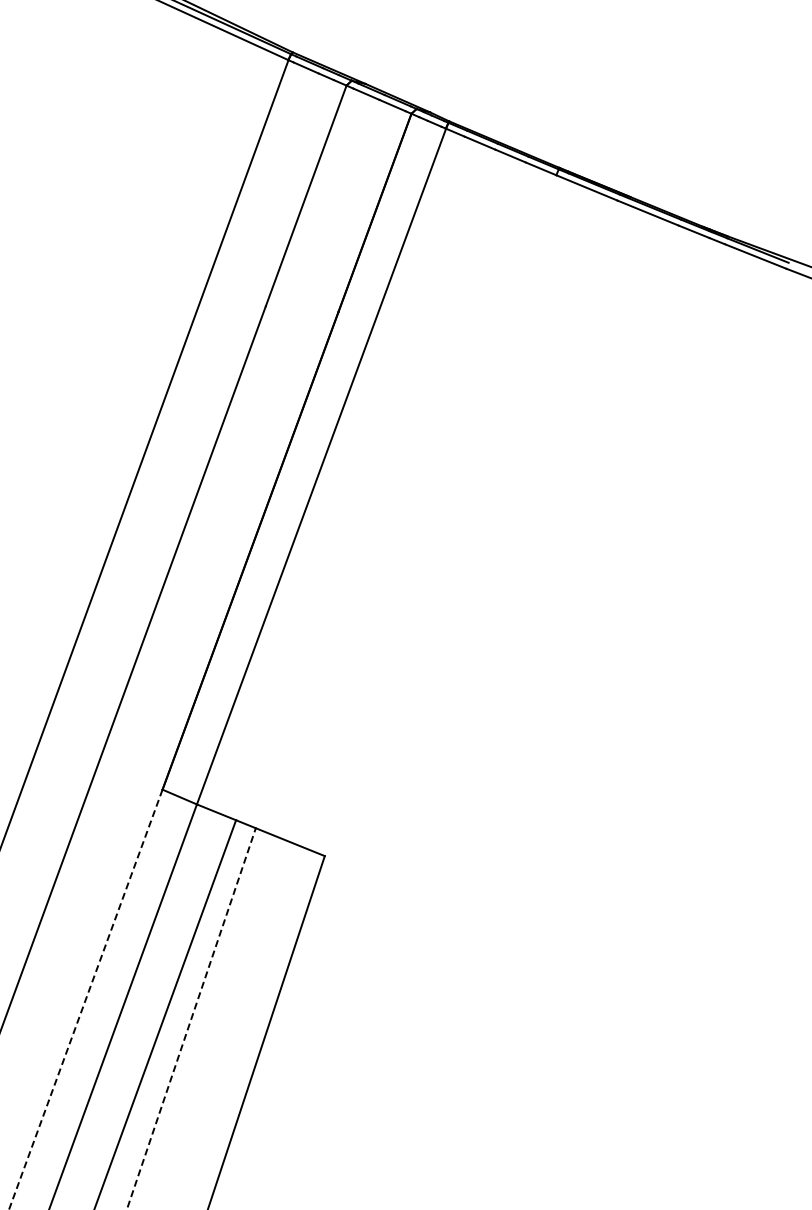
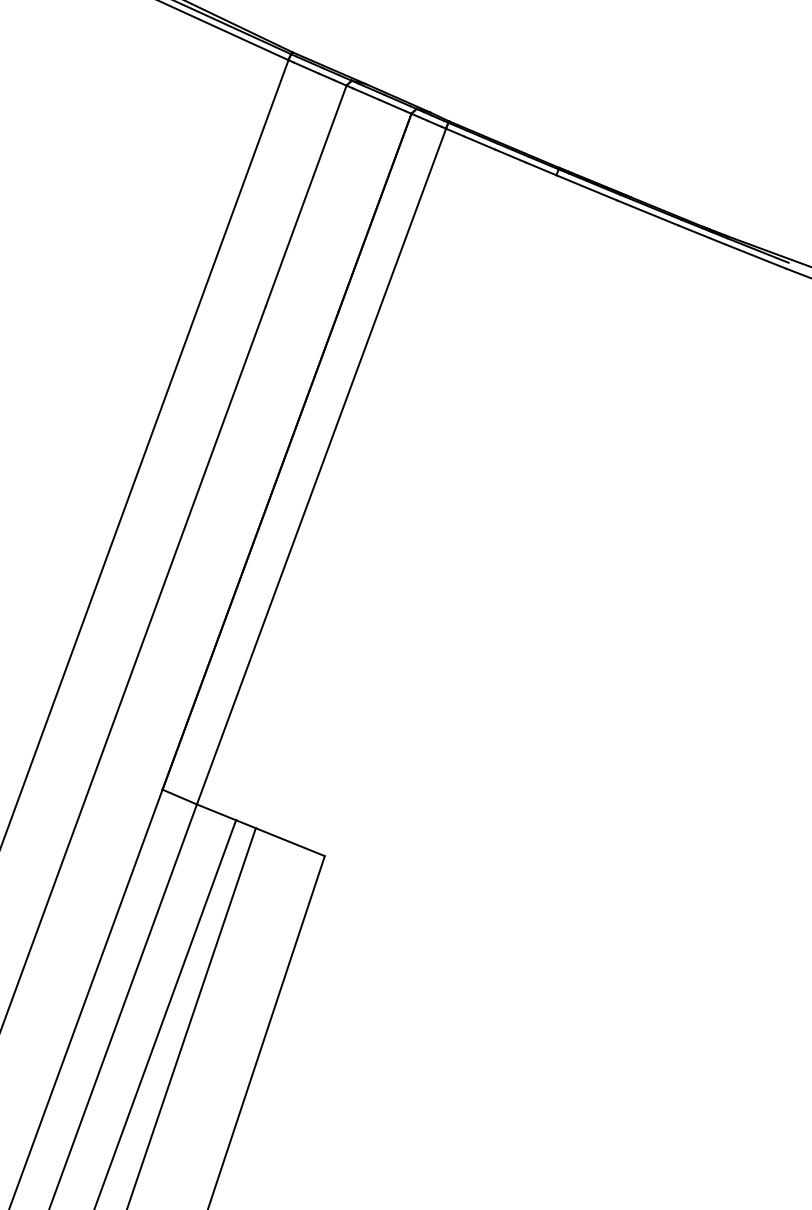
line: dashed -> solid (85, 1000)
line: dashed -> solid (191, 1018)
